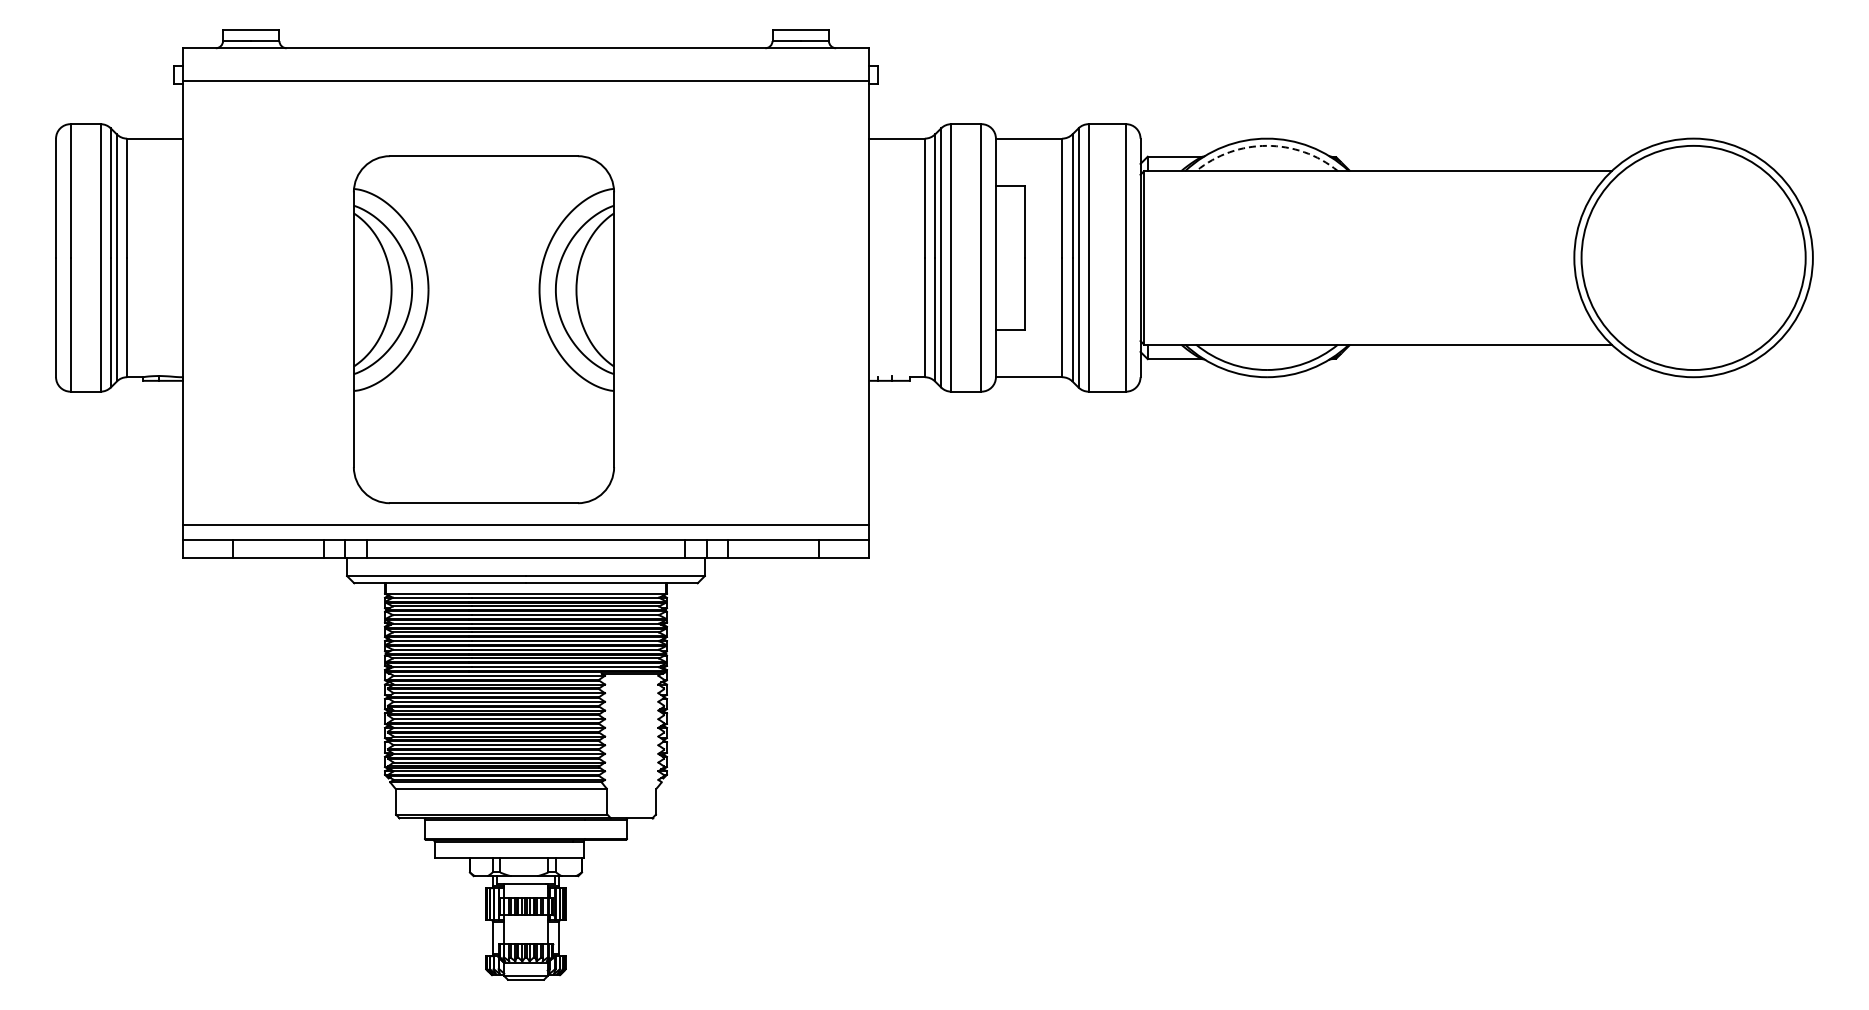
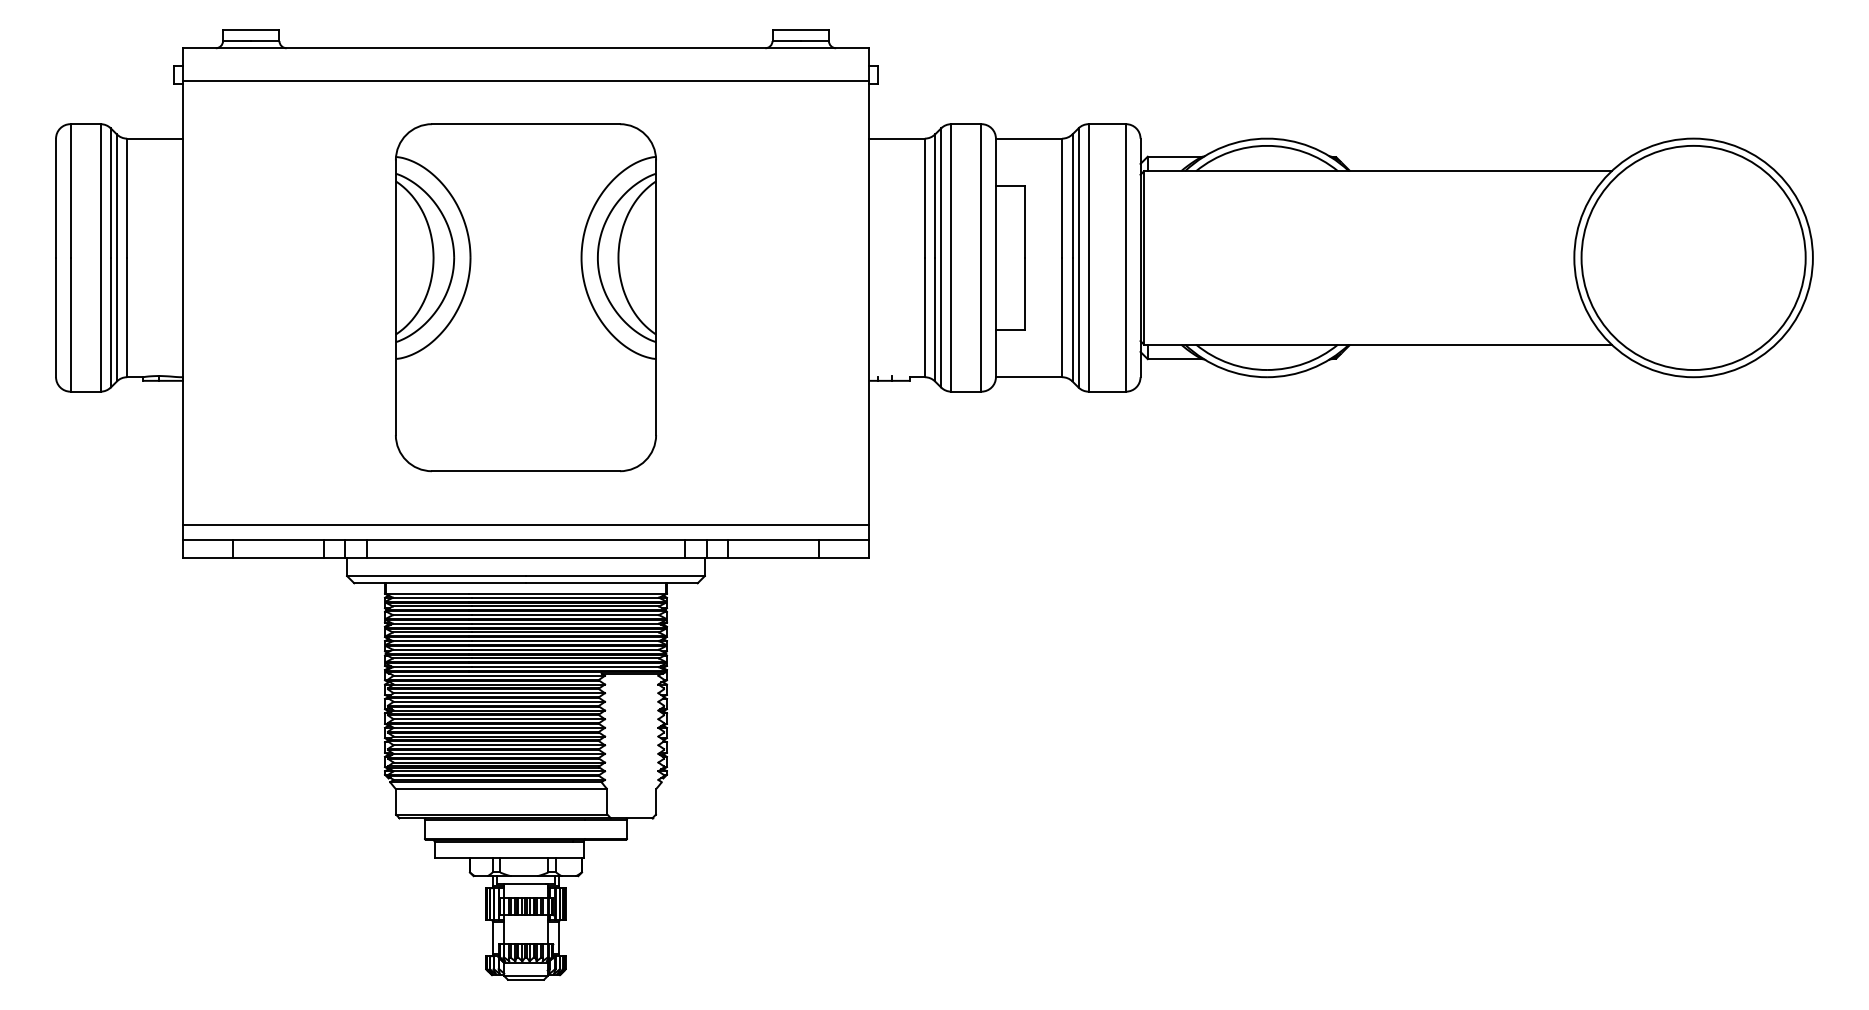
arc: dashed -> solid (1267, 145)
part position: (483, 329) -> (525, 297) (525, 297)
